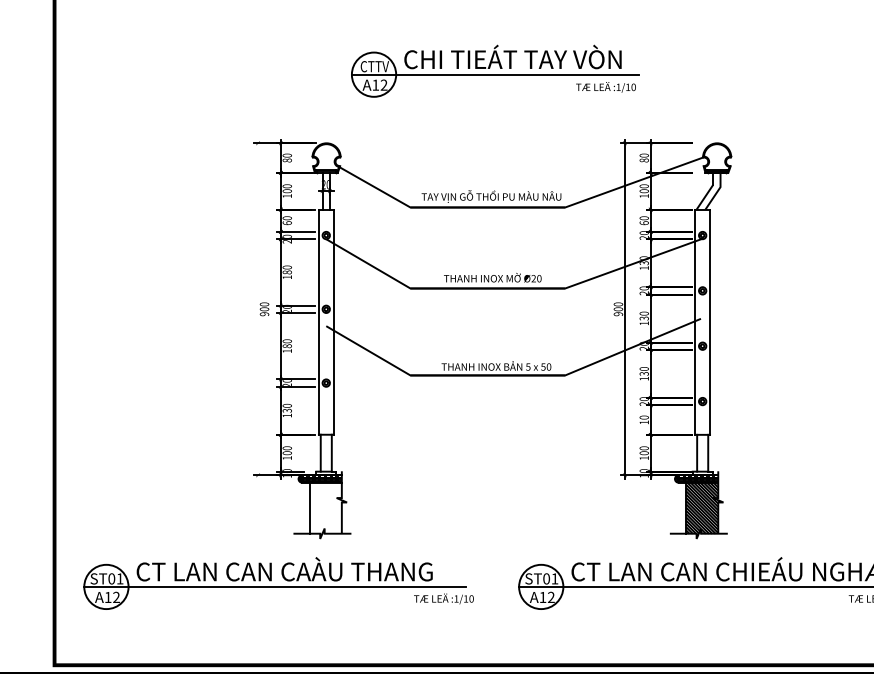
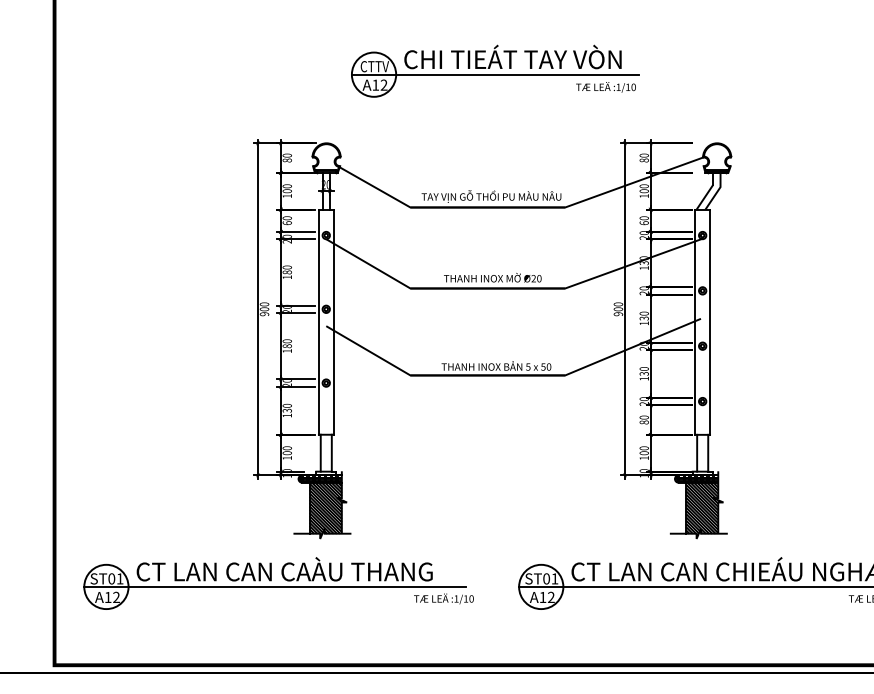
line: none -> present (258, 309)
text: 10 -> 80 (643, 422)
hatch: none -> present (326, 509)
